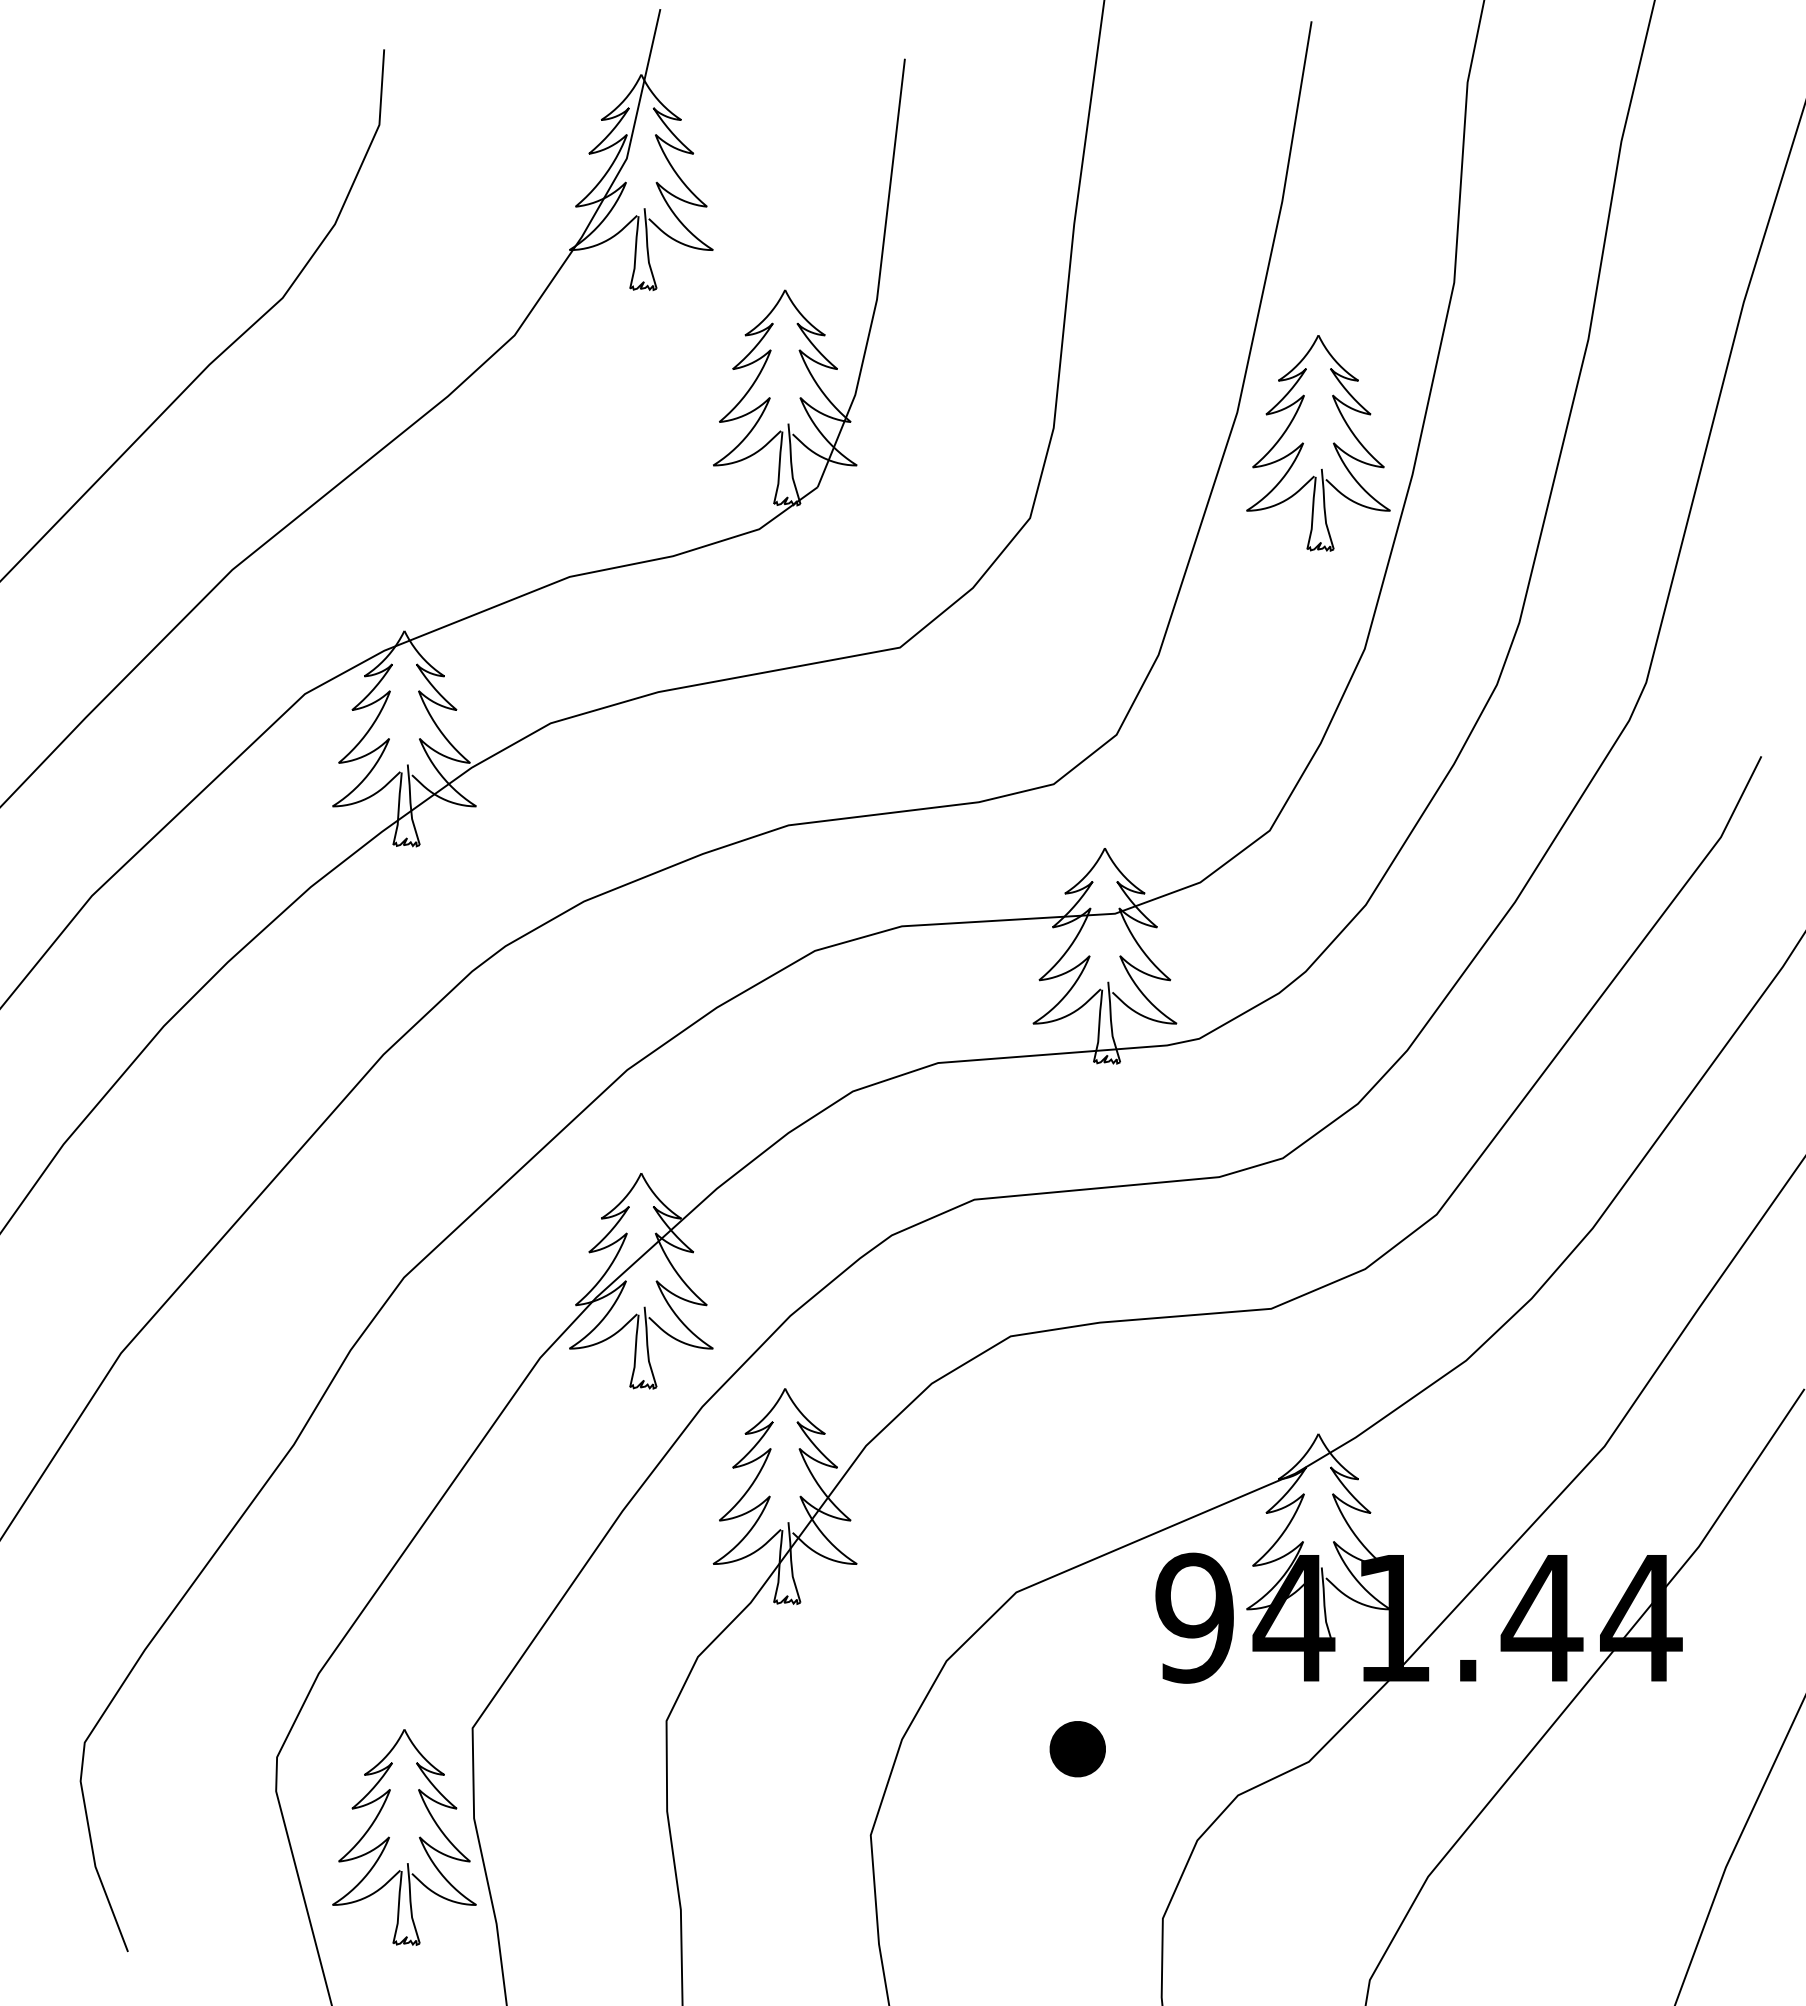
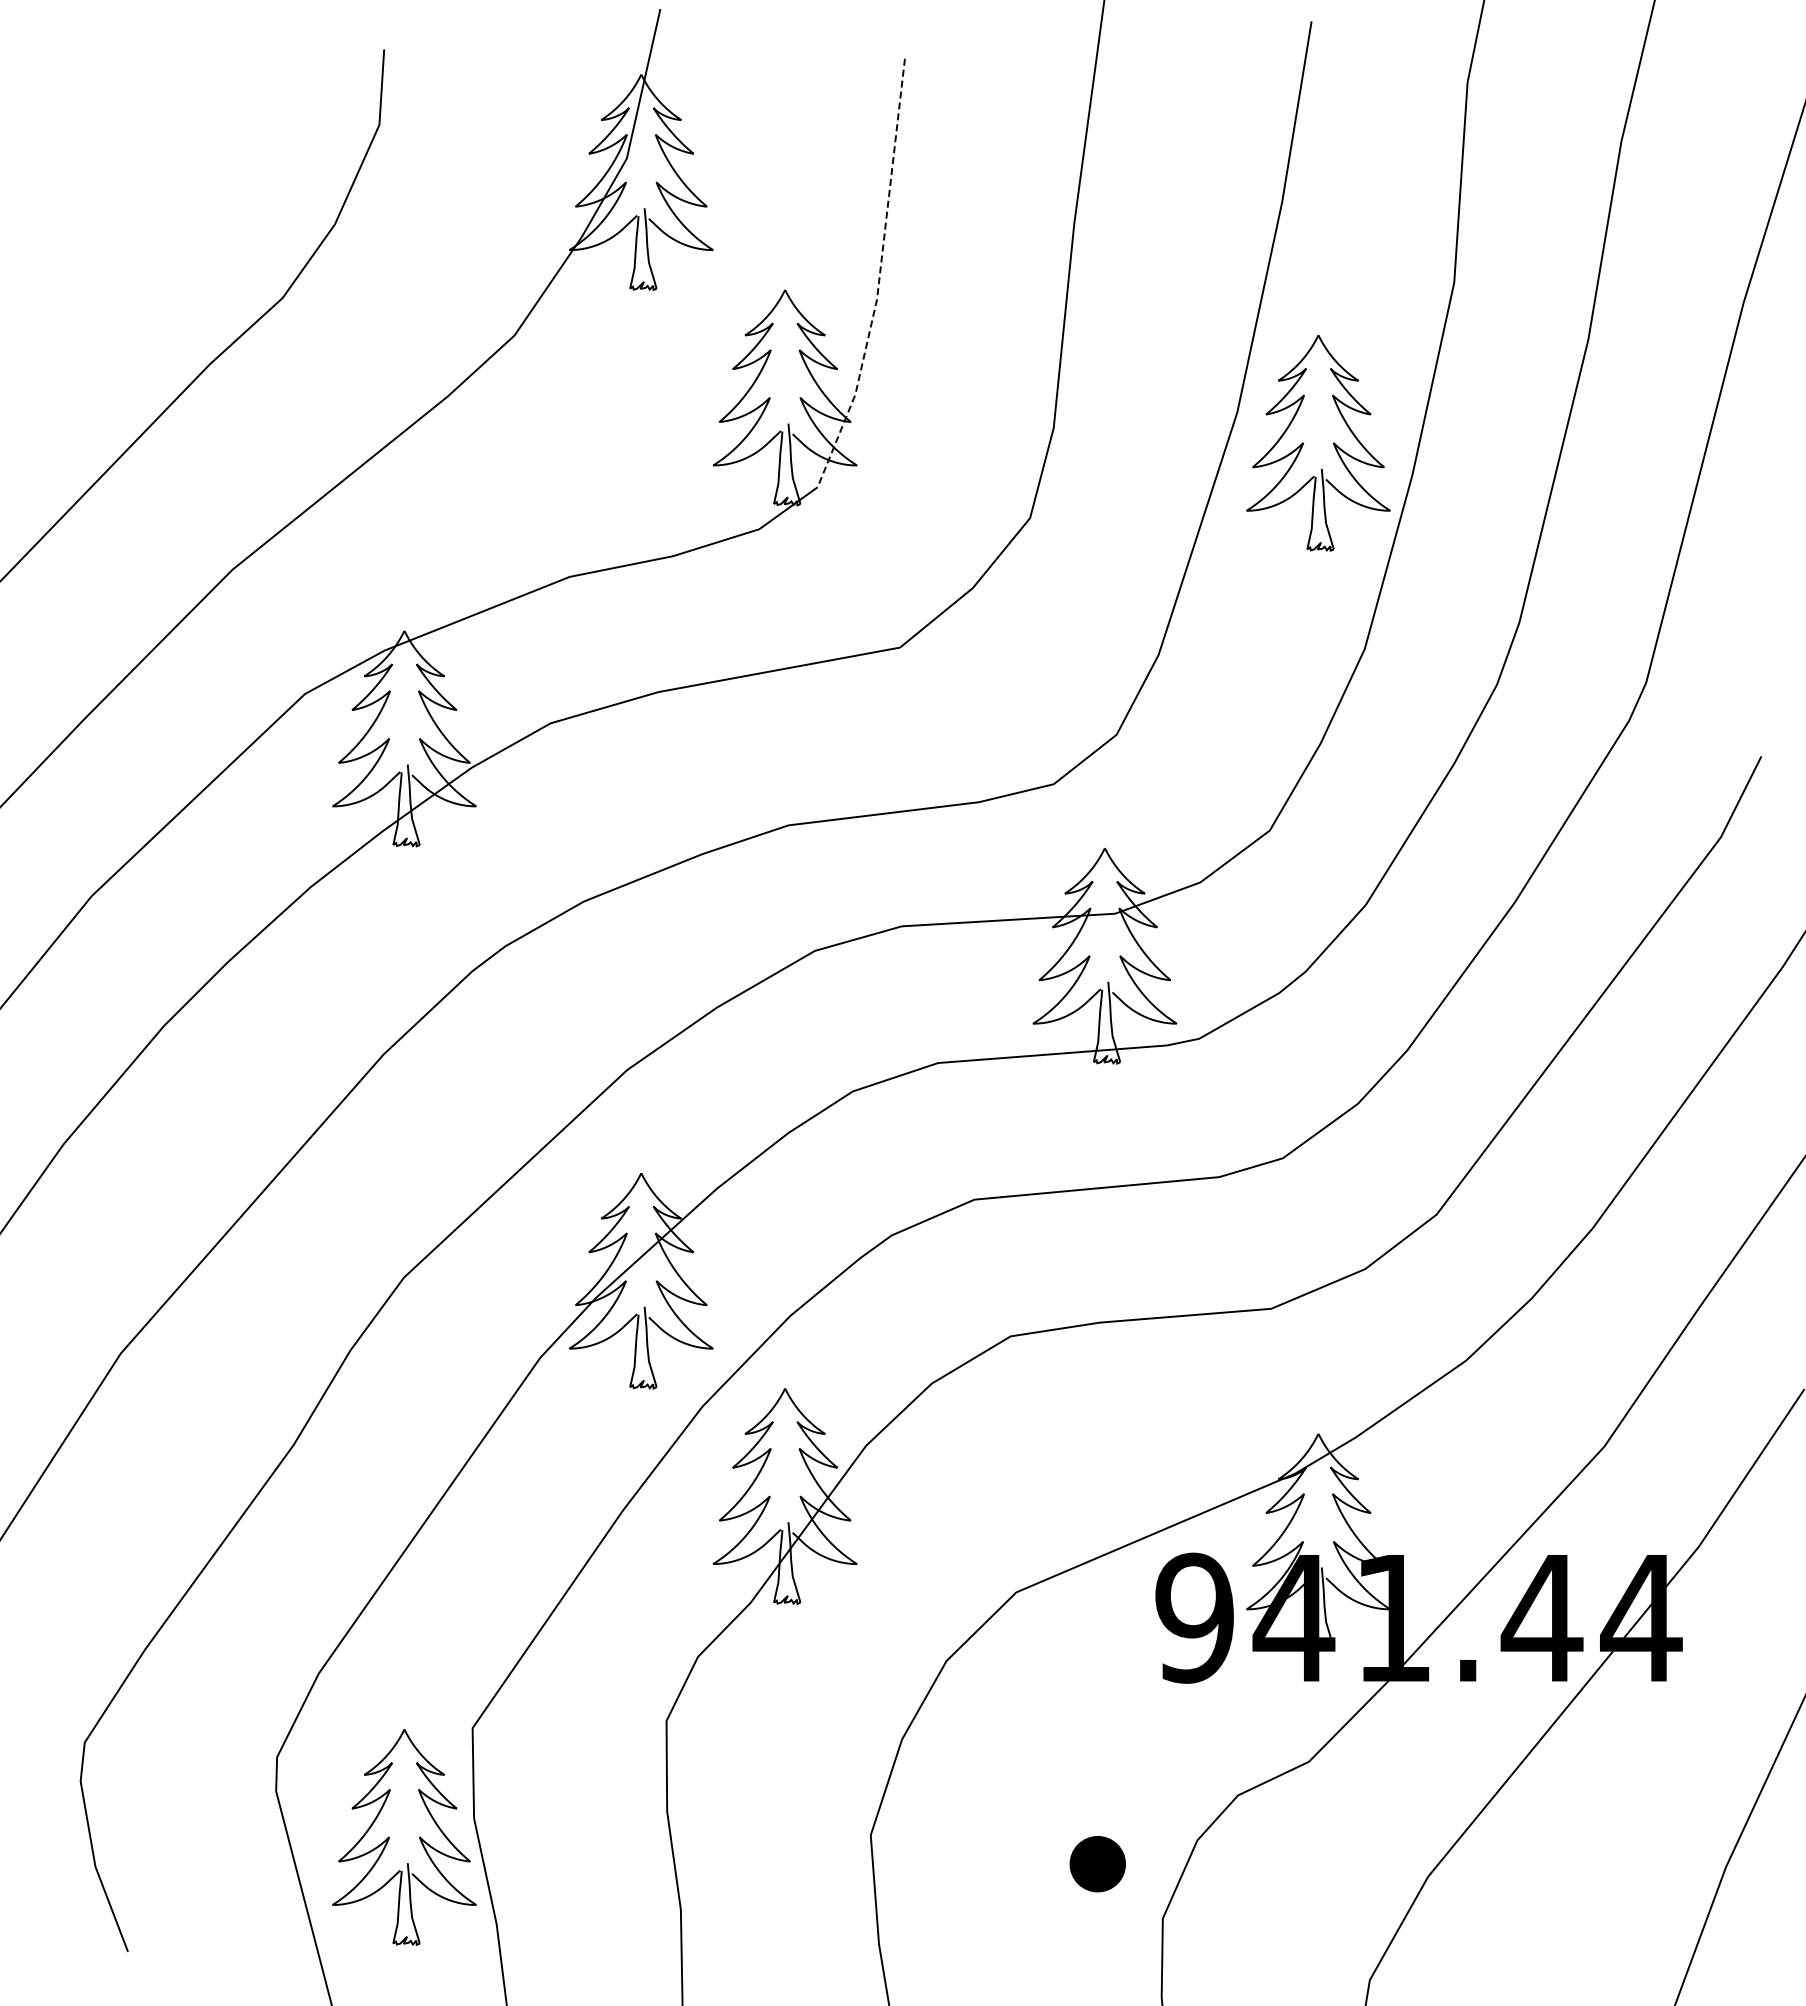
line: solid -> dashed (879, 278)
part position: (1077, 1749) -> (1097, 1864) (1097, 1864)
